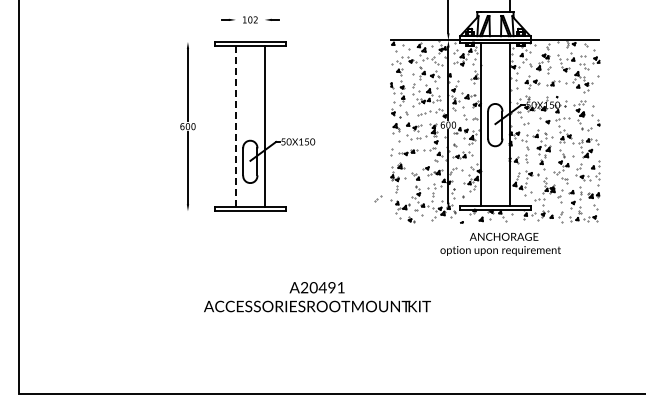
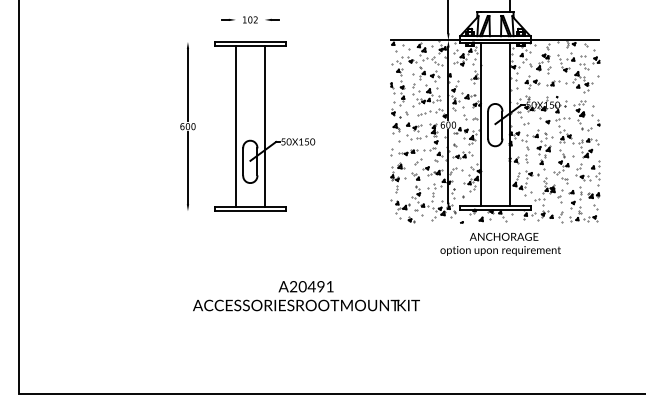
line: dashed -> solid (235, 127)
part position: (378, 198) -> (418, 161) (418, 161)
text position: (317, 297) -> (306, 296) (306, 296)
